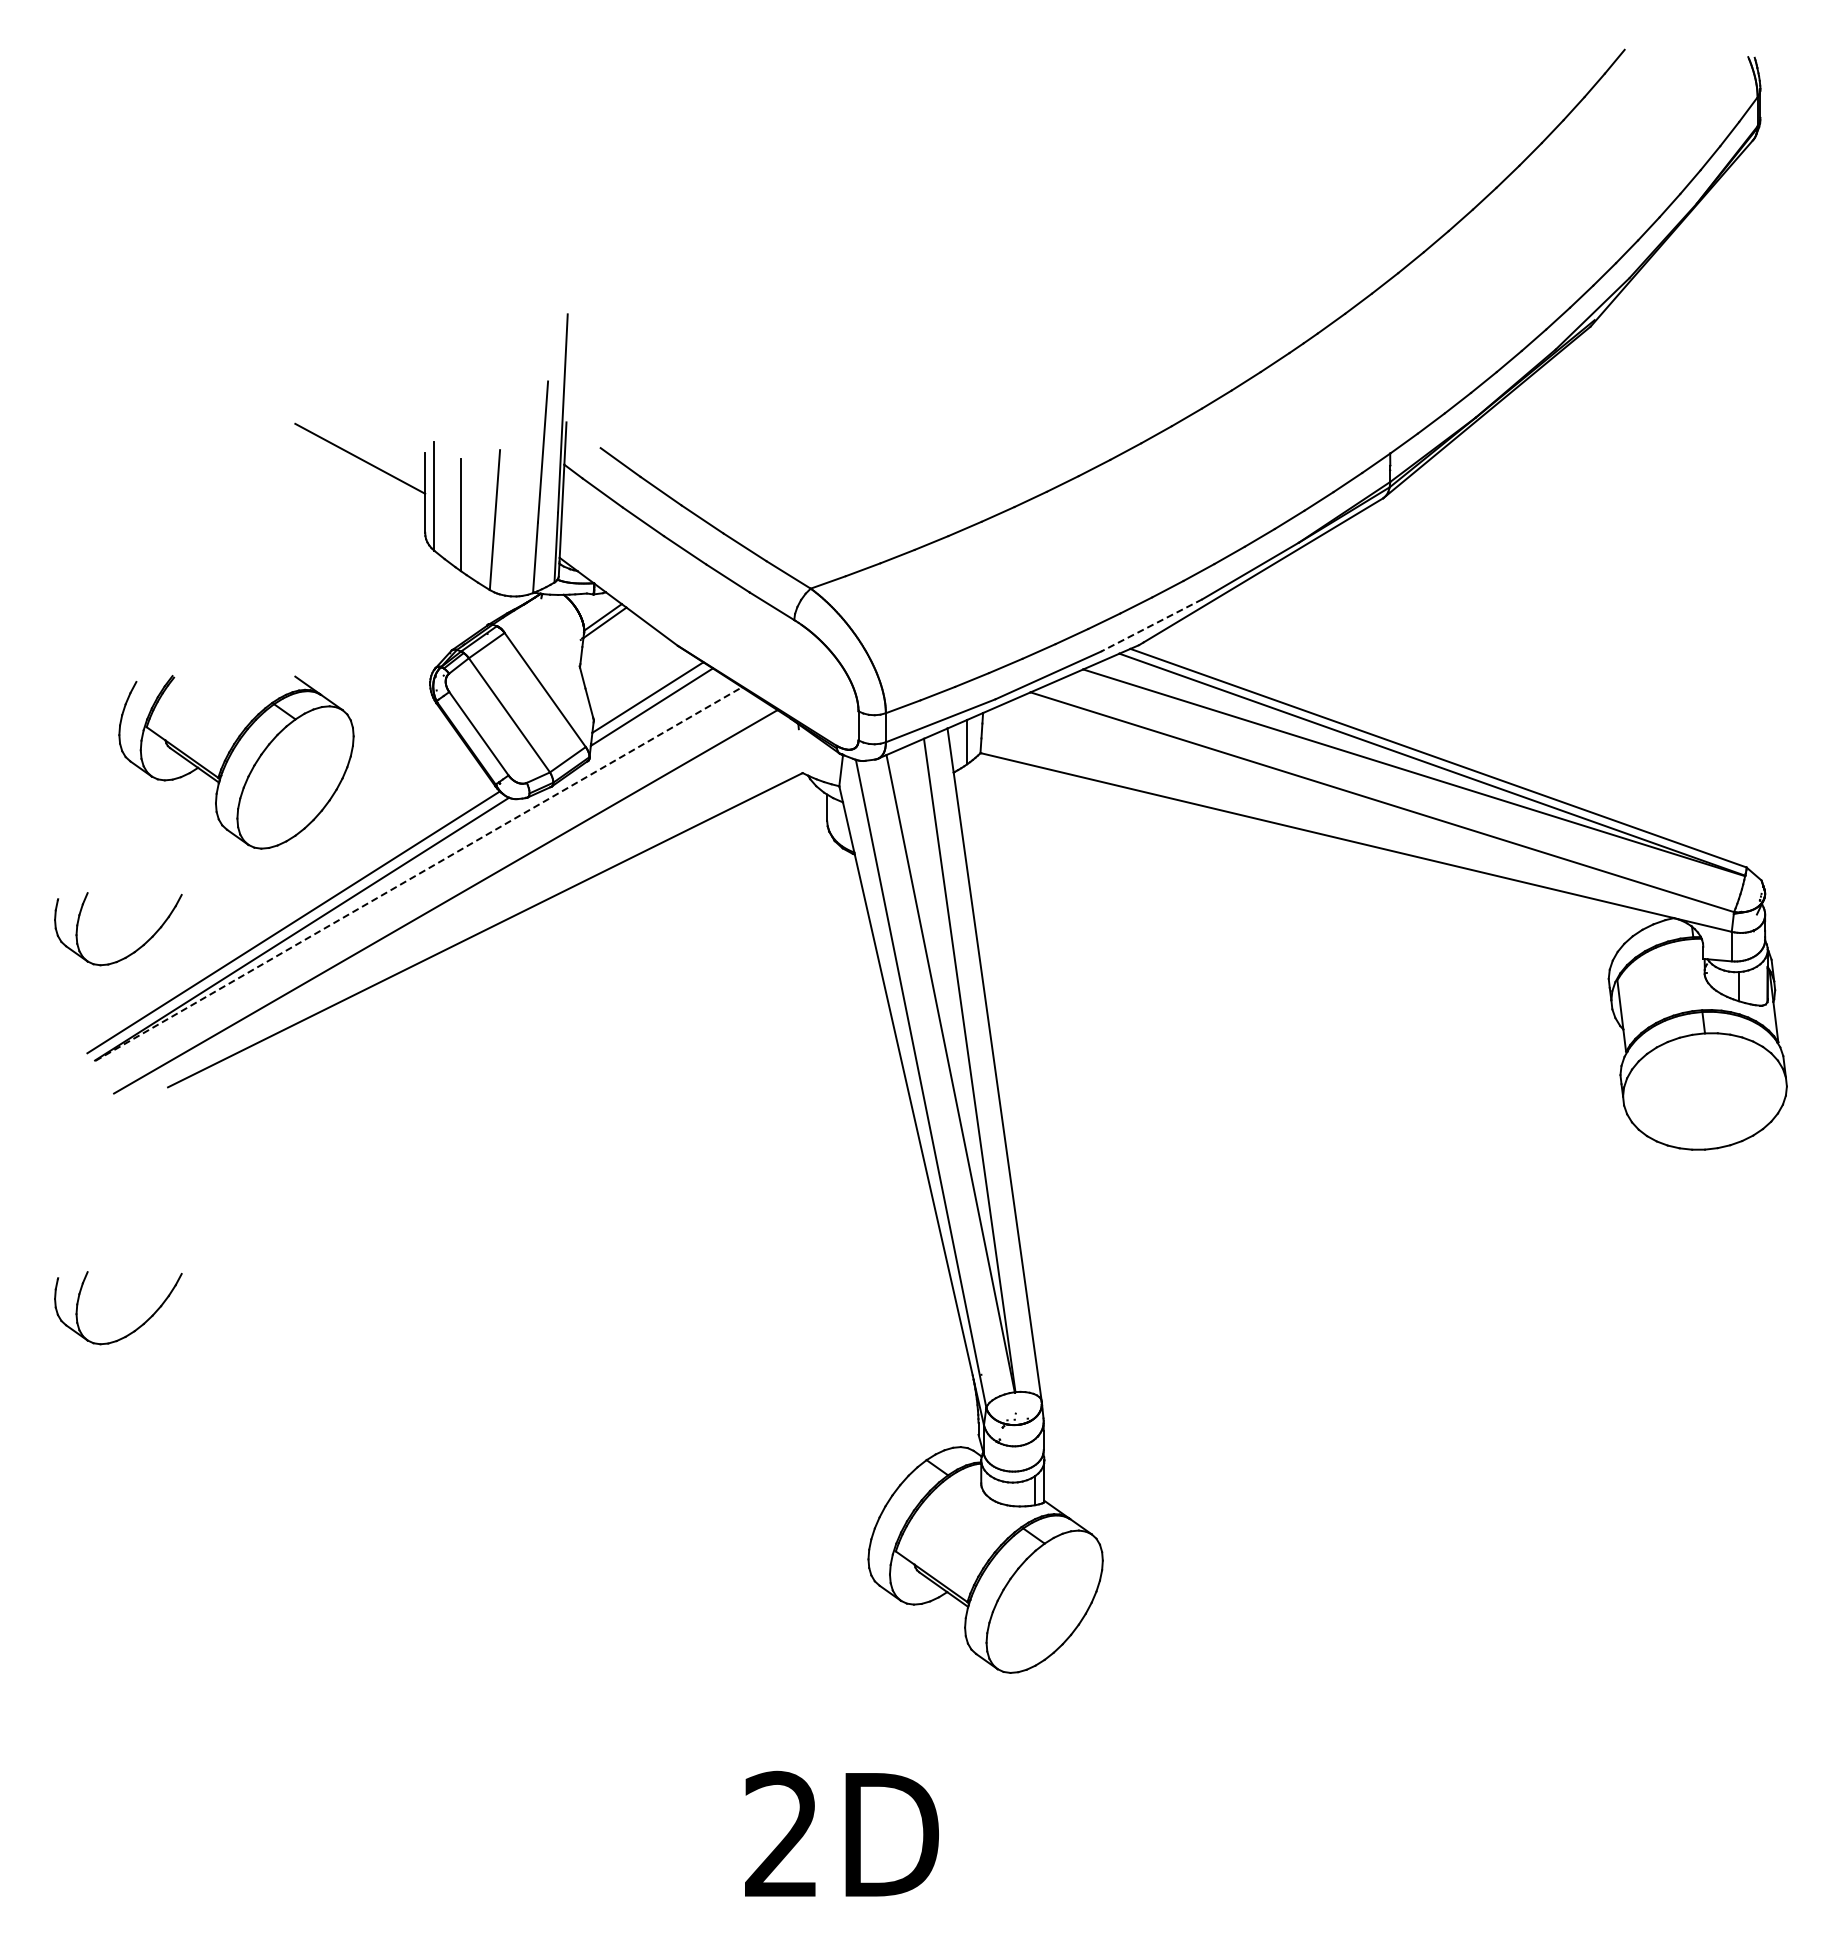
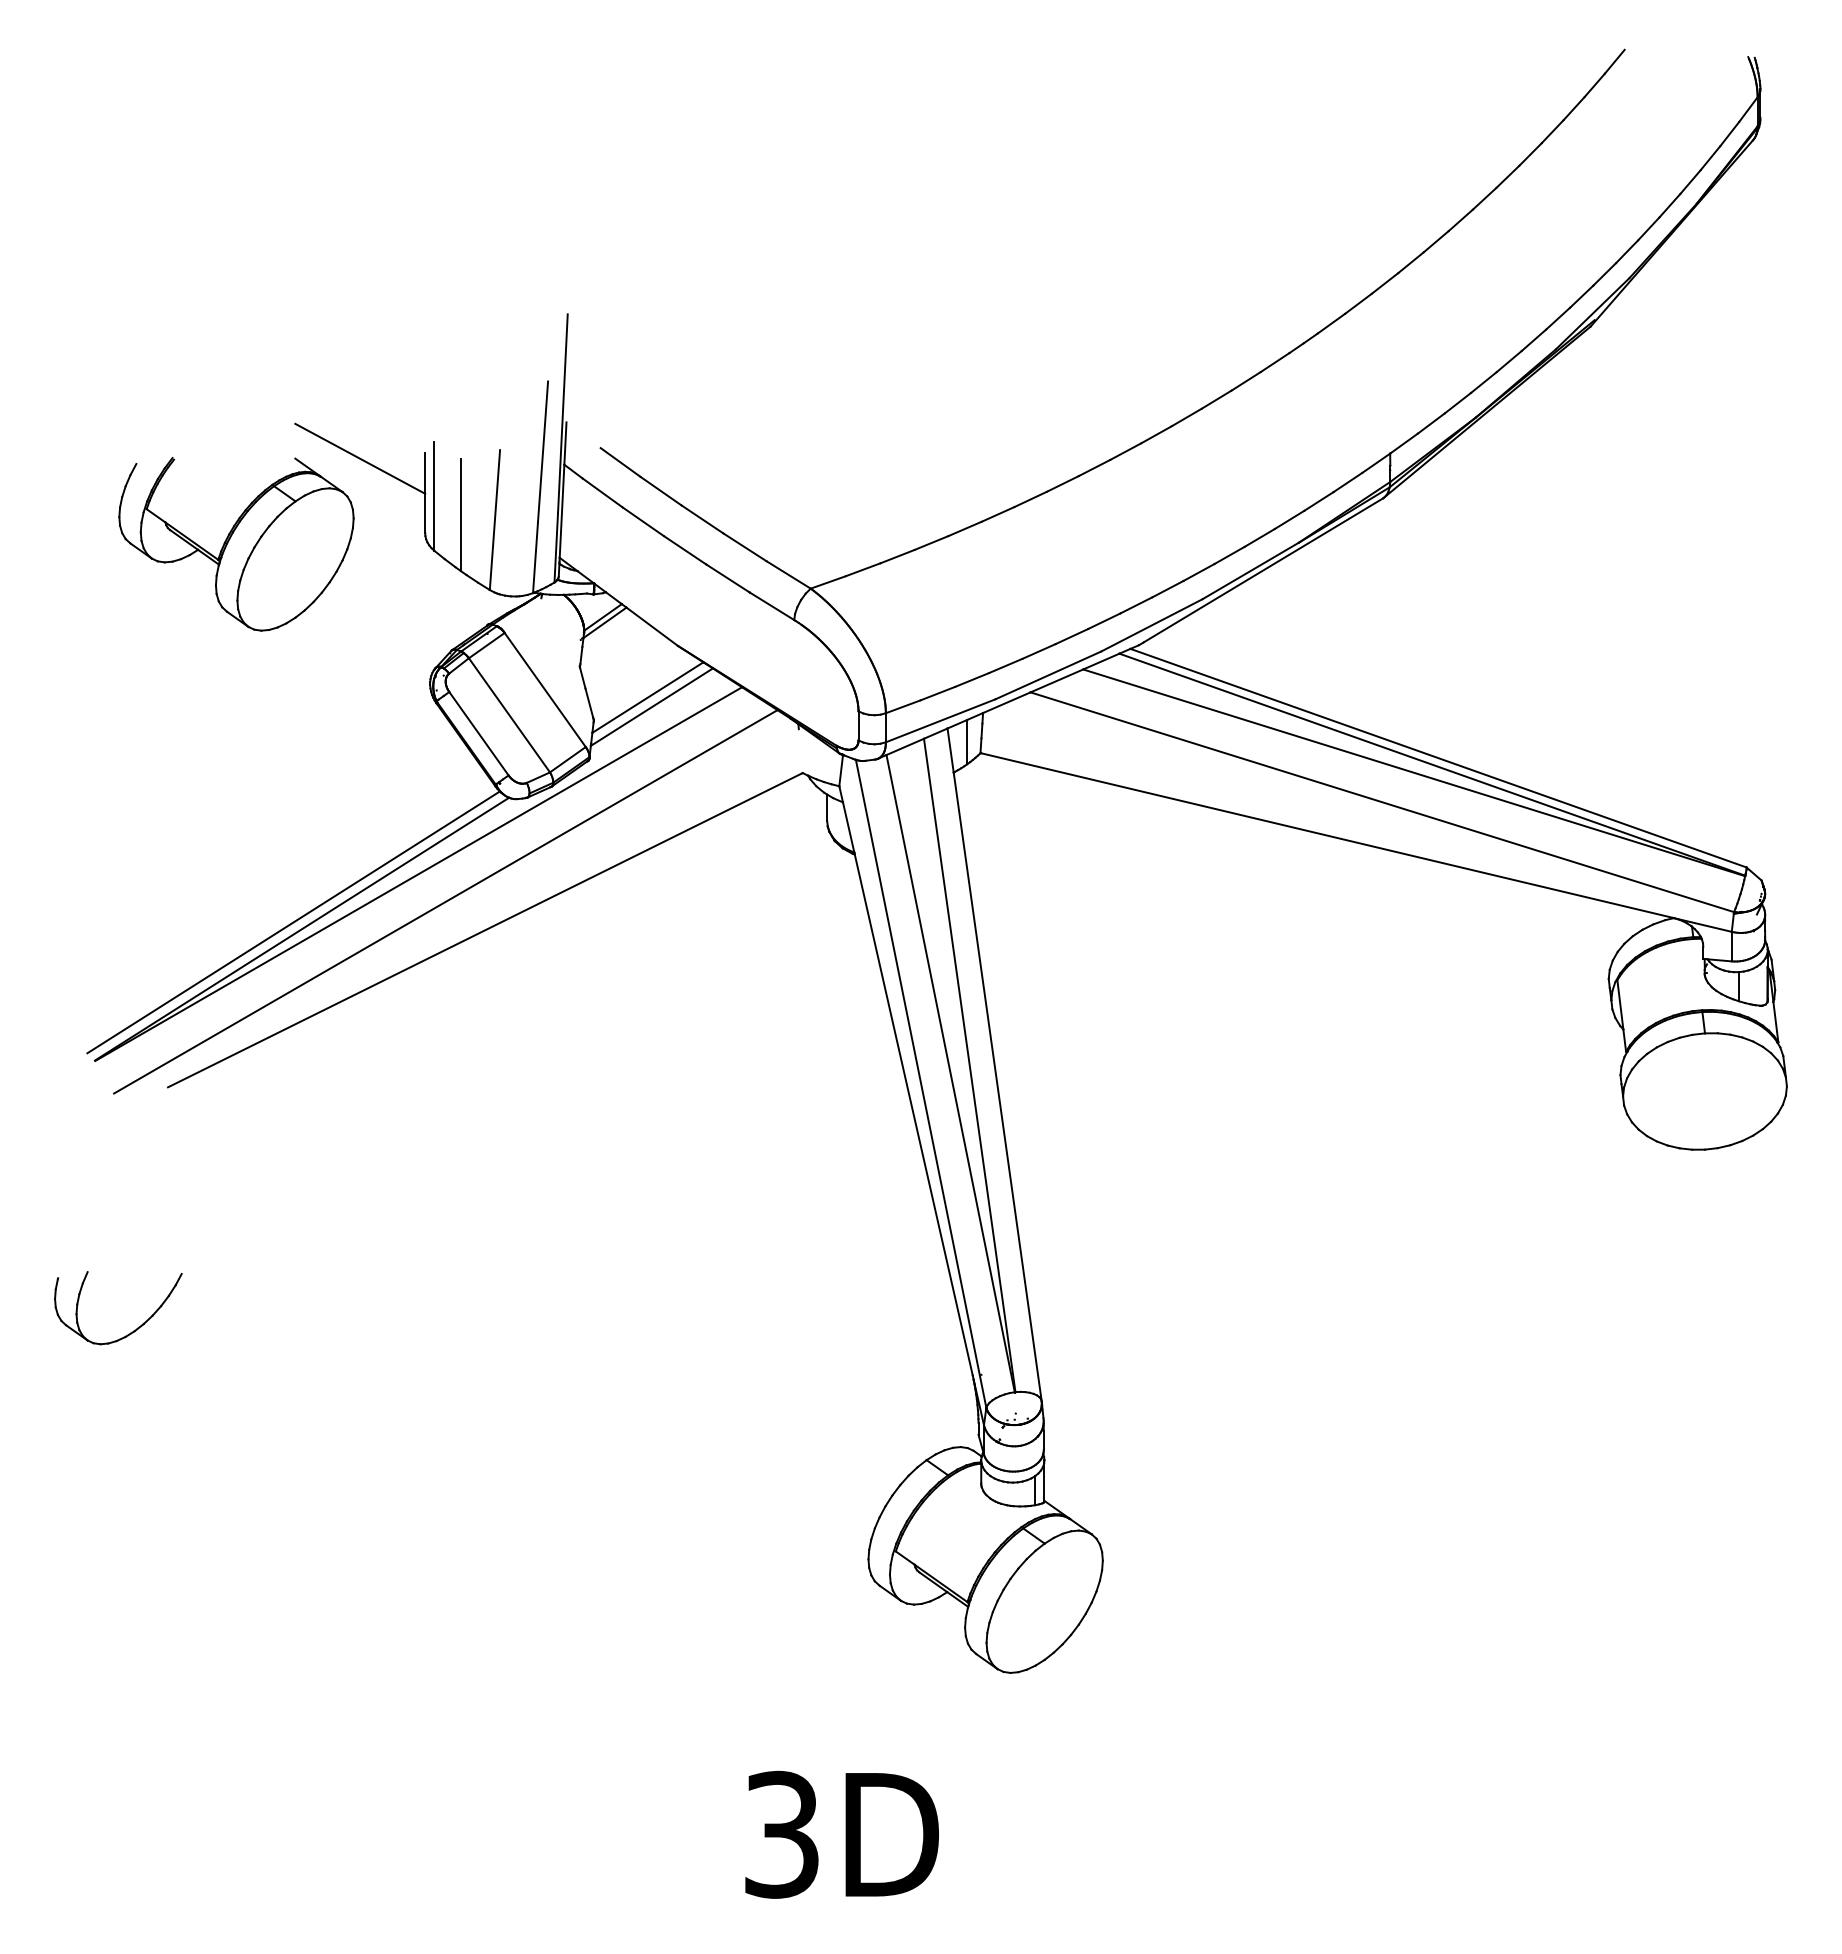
line: dashed -> solid (1151, 625)
part position: (236, 762) -> (236, 544) (236, 544)
line: dashed -> solid (419, 873)
part: present -> none (133, 951)
text: 2D -> 3D (781, 1834)
